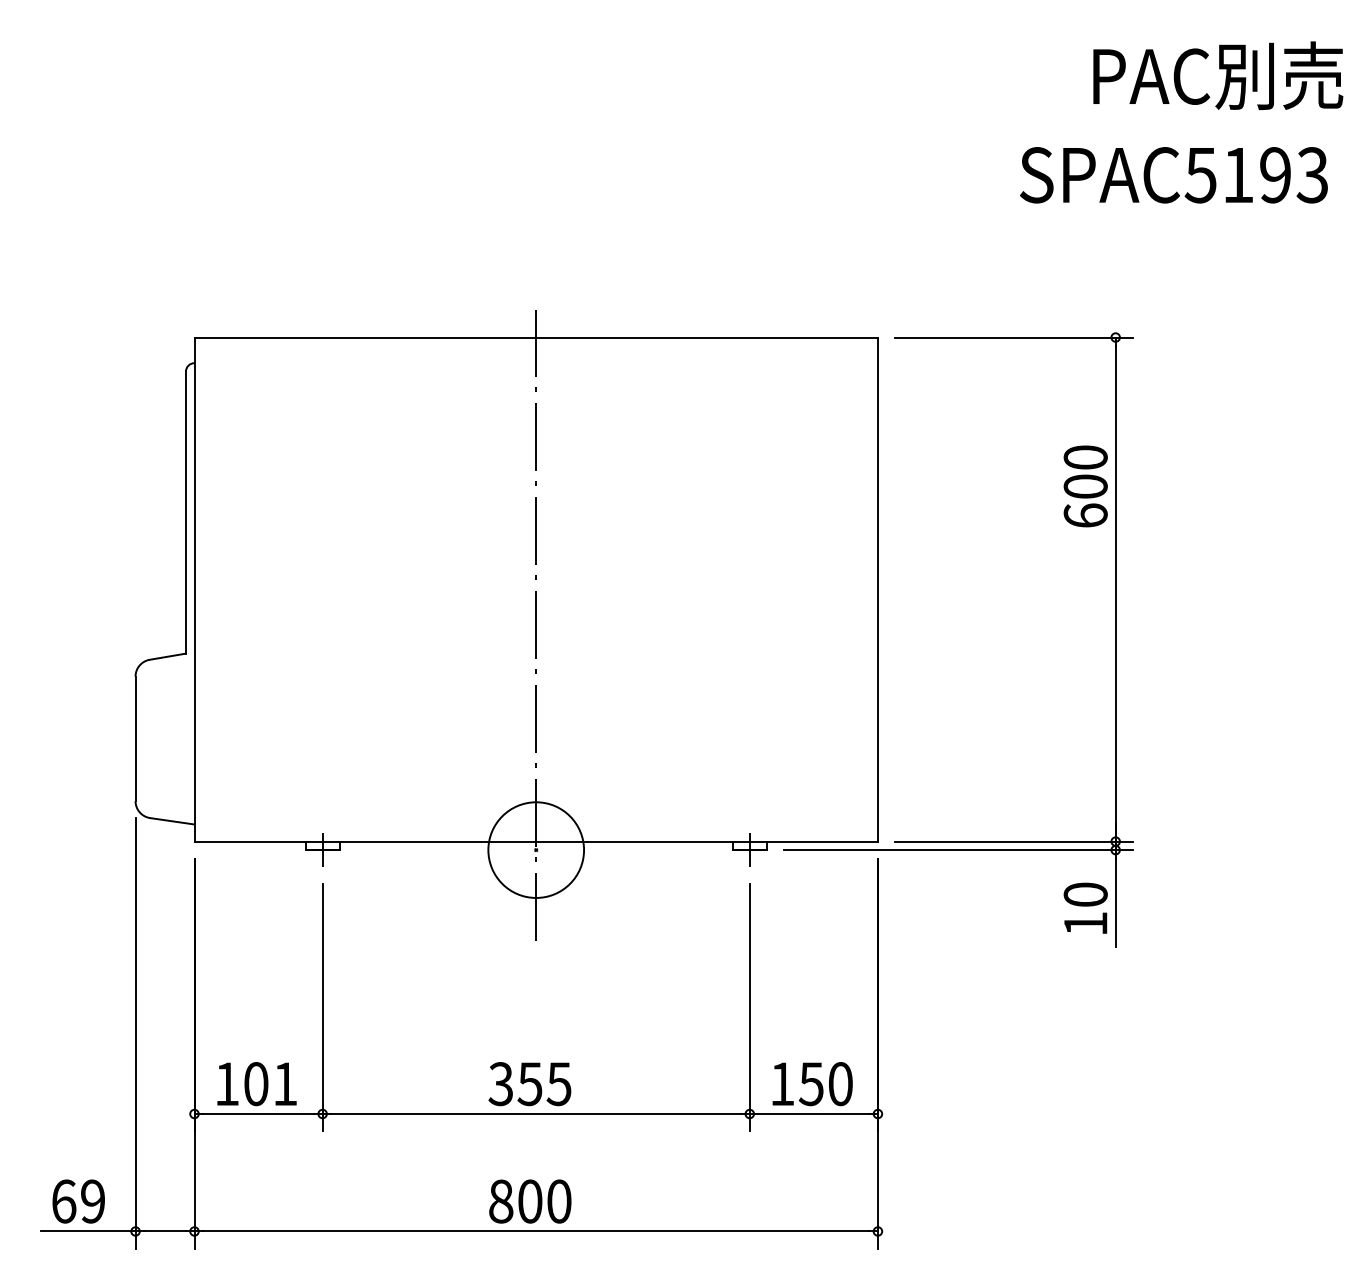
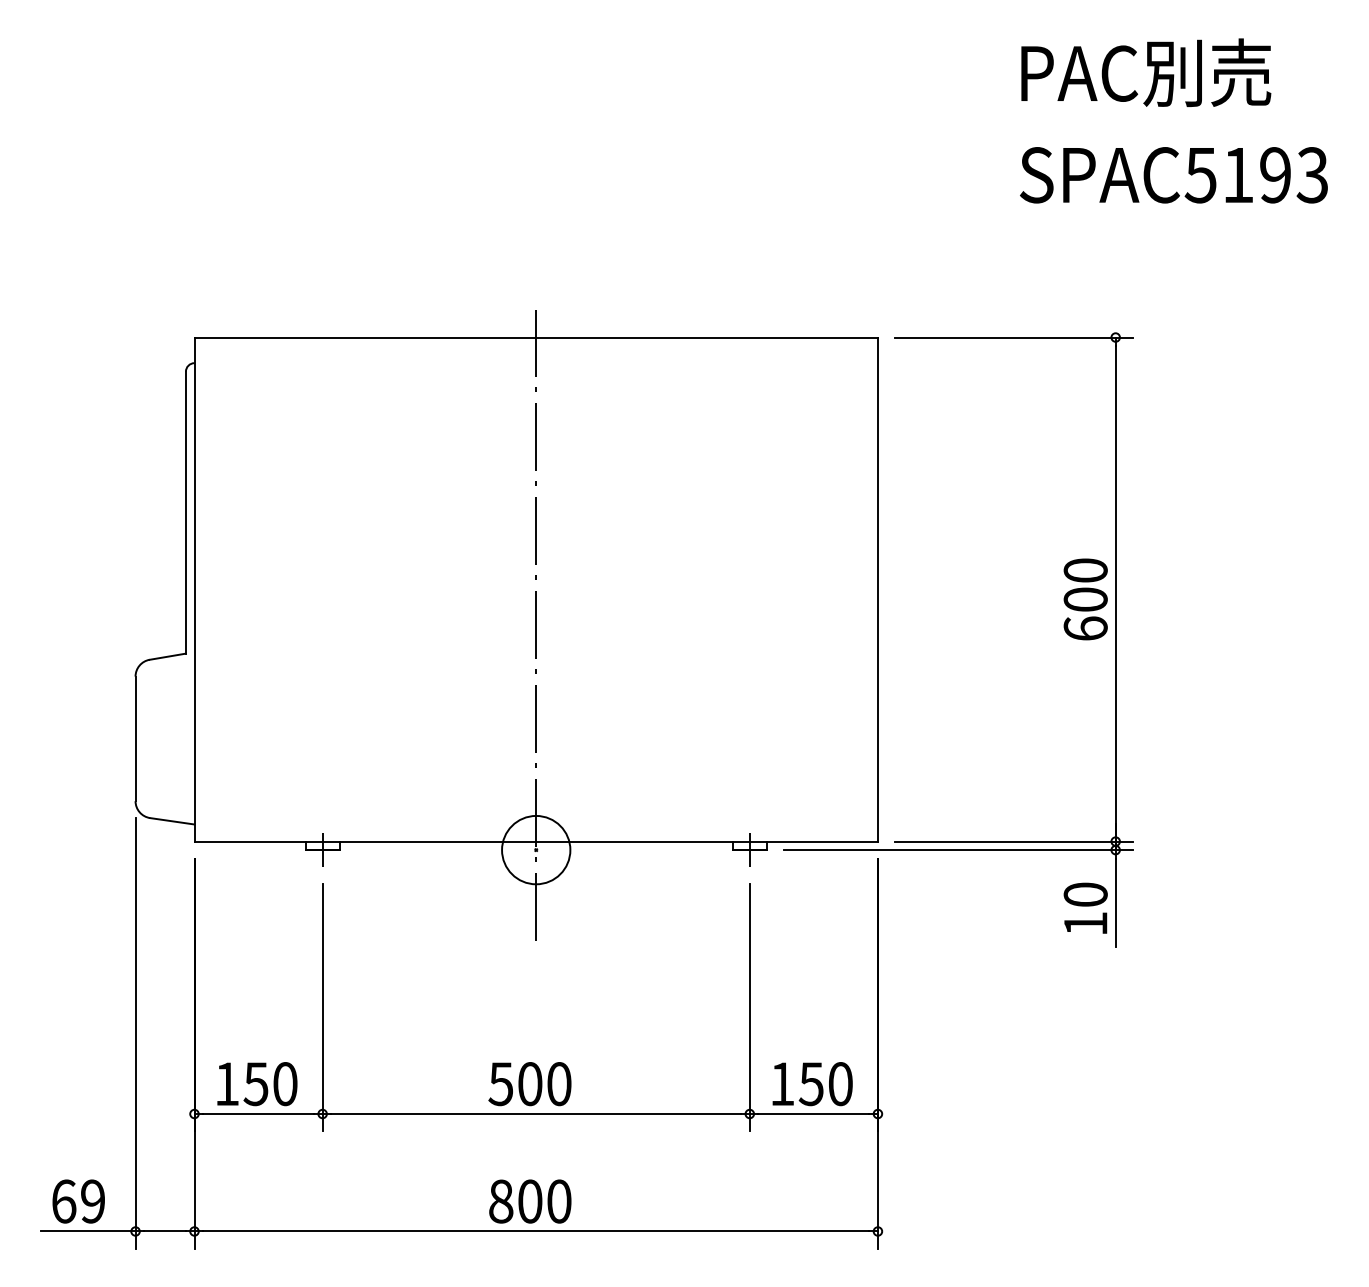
text position: (1218, 75) -> (1146, 72) (1146, 72)
text position: (1085, 486) -> (1085, 599) (1085, 599)
circle diameter: 96 px -> 68 px (536, 849)
text: 101 -> 150 (270, 1084)
text: 355 -> 500 (529, 1084)
